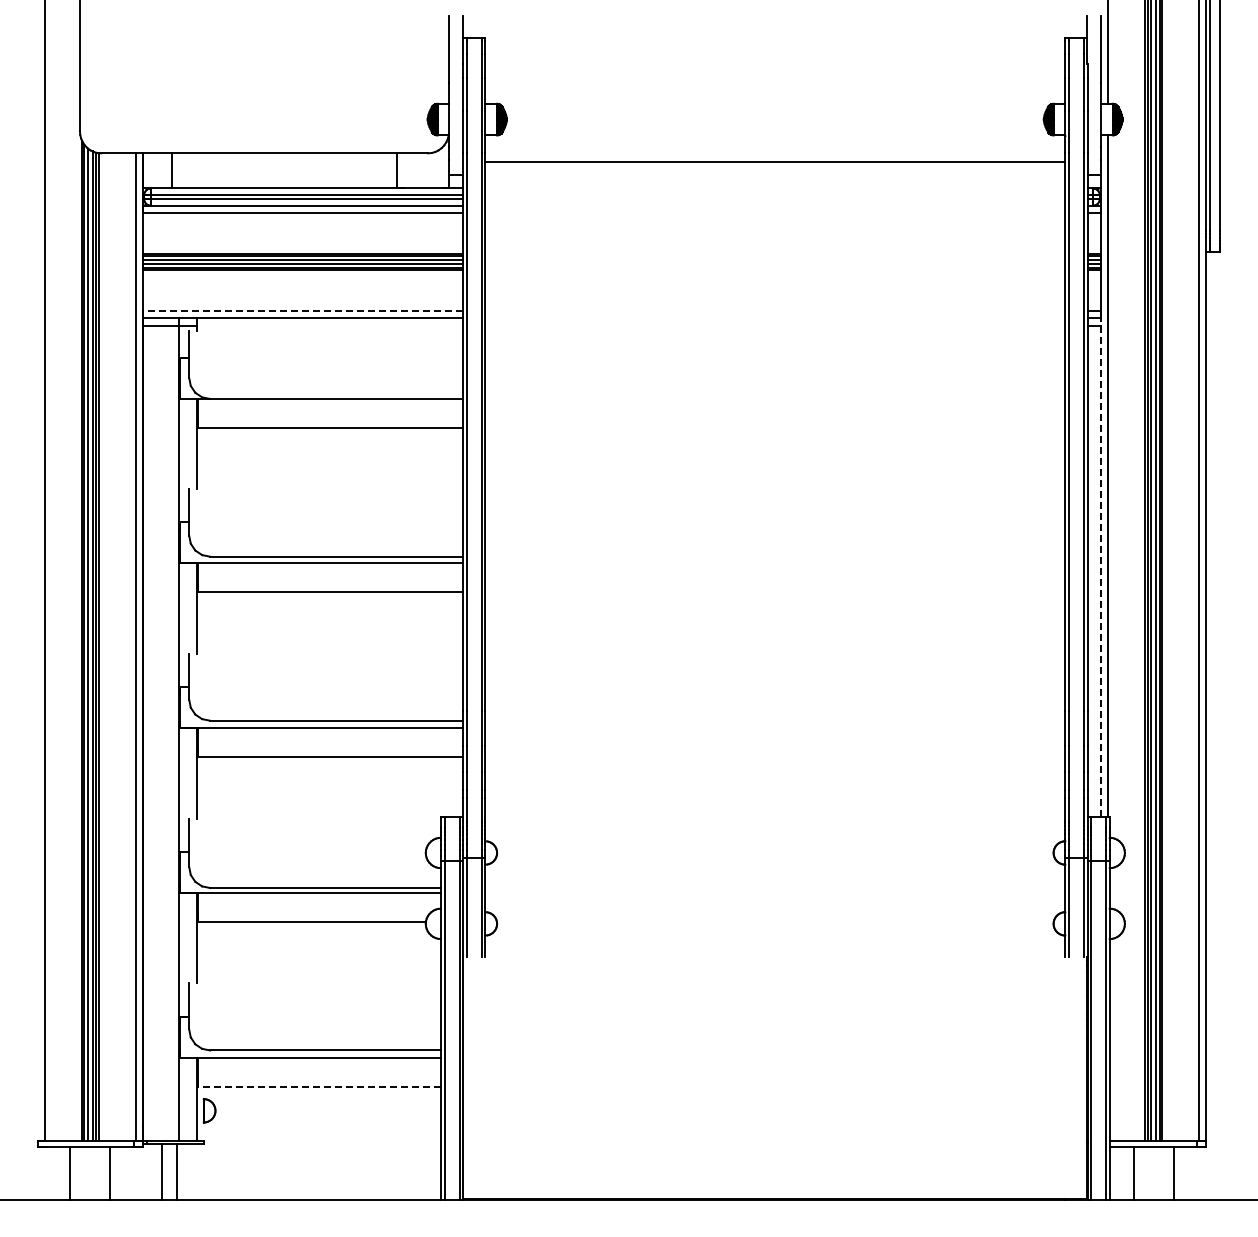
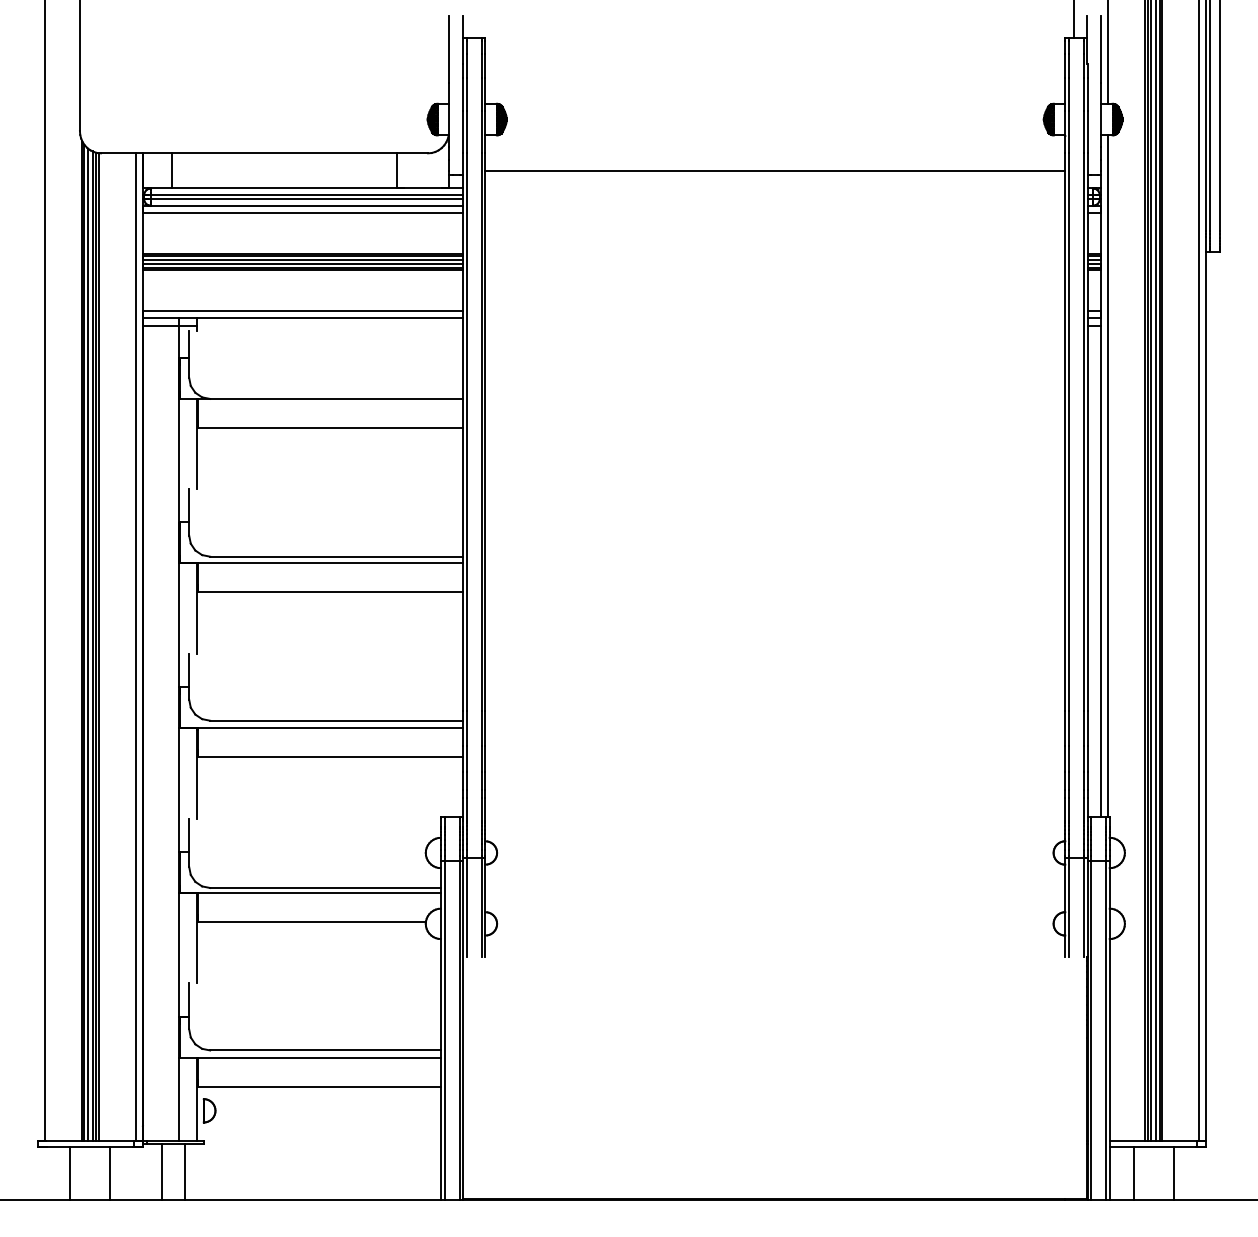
line: none -> present (1074, 19)
line position: (775, 161) -> (775, 170) (775, 170)
line: dashed -> solid (302, 311)
line: dashed -> solid (1101, 567)
line: dashed -> solid (319, 1087)
line position: (177, 1171) -> (185, 1171) (185, 1171)
